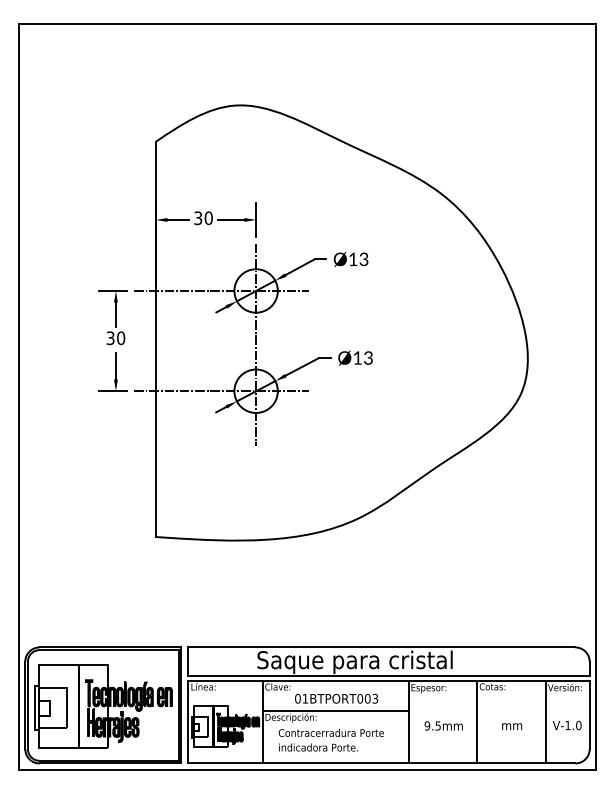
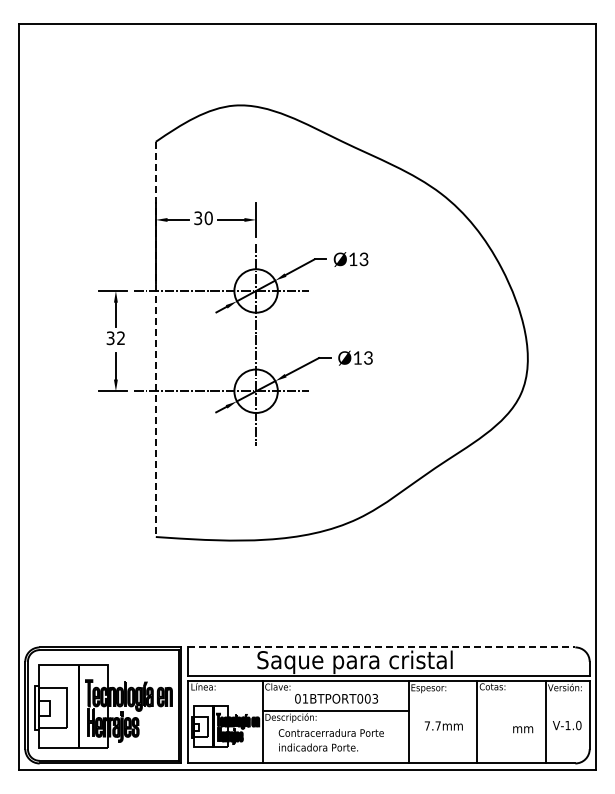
text: 30 -> 32 (121, 338)
line: solid -> dashed (155, 339)
line: solid -> dashed (381, 647)
text: 9.5mm -> 7.7mm (432, 725)
text position: (512, 726) -> (523, 729) (523, 729)
